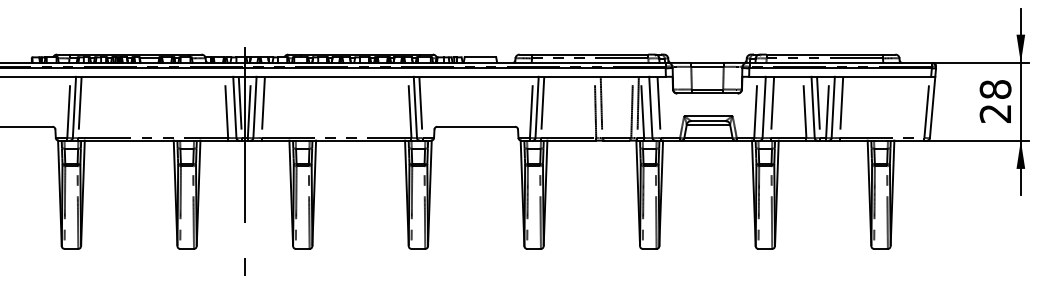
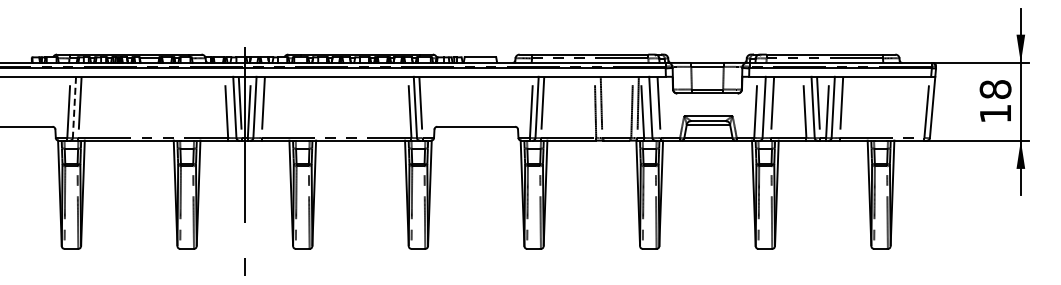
line: solid -> dashed (74, 107)
text: 28 -> 18 (994, 113)
